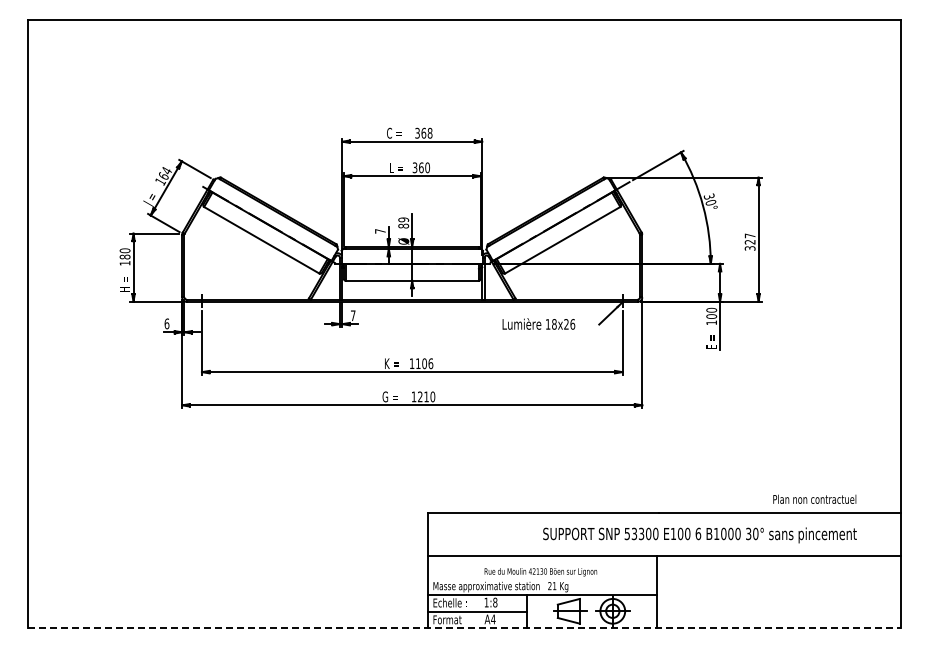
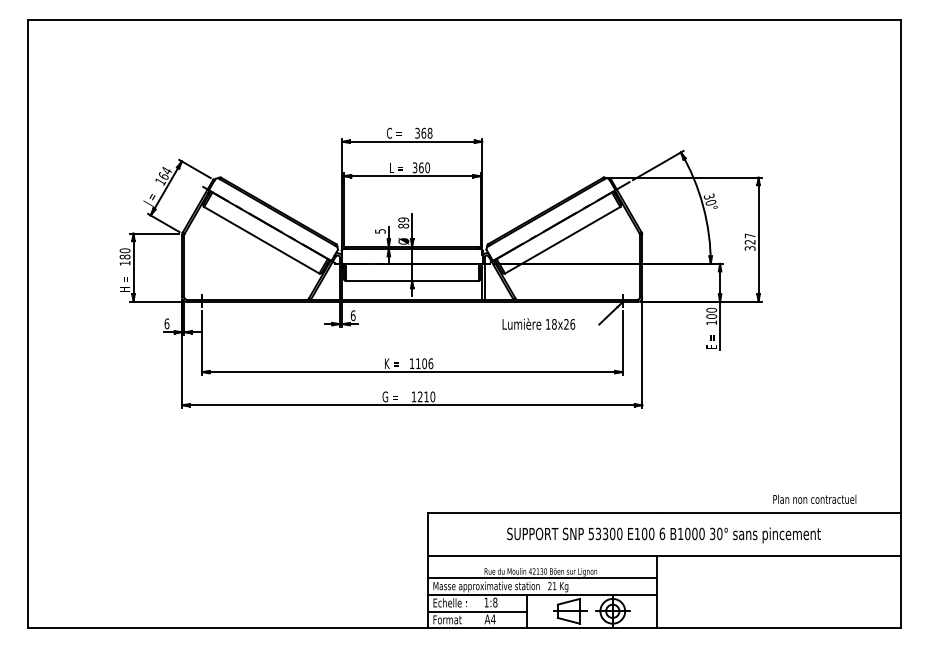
text: 7 -> 5 (380, 231)
text: 7 -> 6 (352, 315)
text position: (699, 535) -> (663, 535) (663, 535)
line: none -> present (541, 578)
line: dashed -> solid (464, 628)
